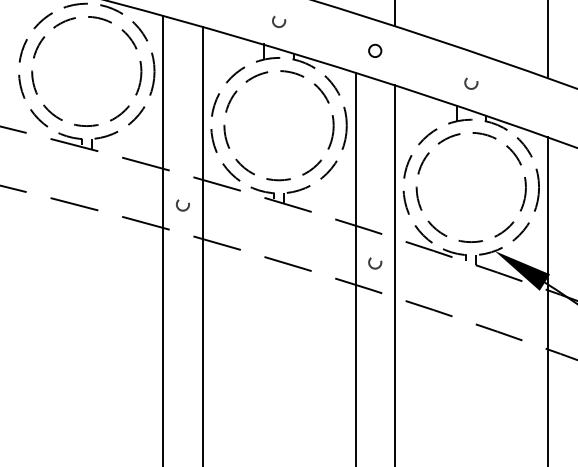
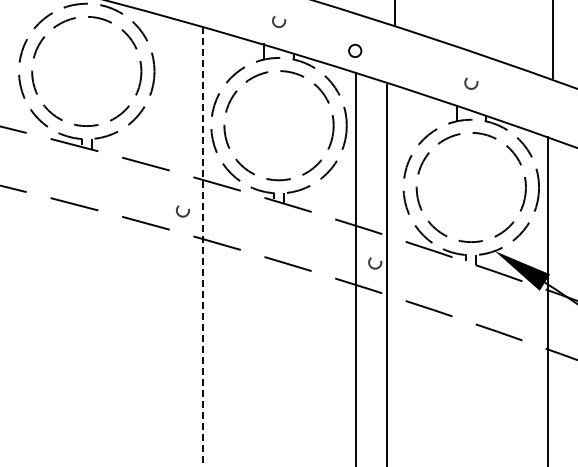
line position: (547, 40) -> (552, 40) (552, 40)
circle position: (375, 50) -> (355, 50) (355, 50)
circle position: (182, 205) -> (182, 211) (182, 211)
line: present -> none (163, 239)
line: solid -> dashed (202, 246)
line position: (394, 274) -> (386, 274) (386, 274)
